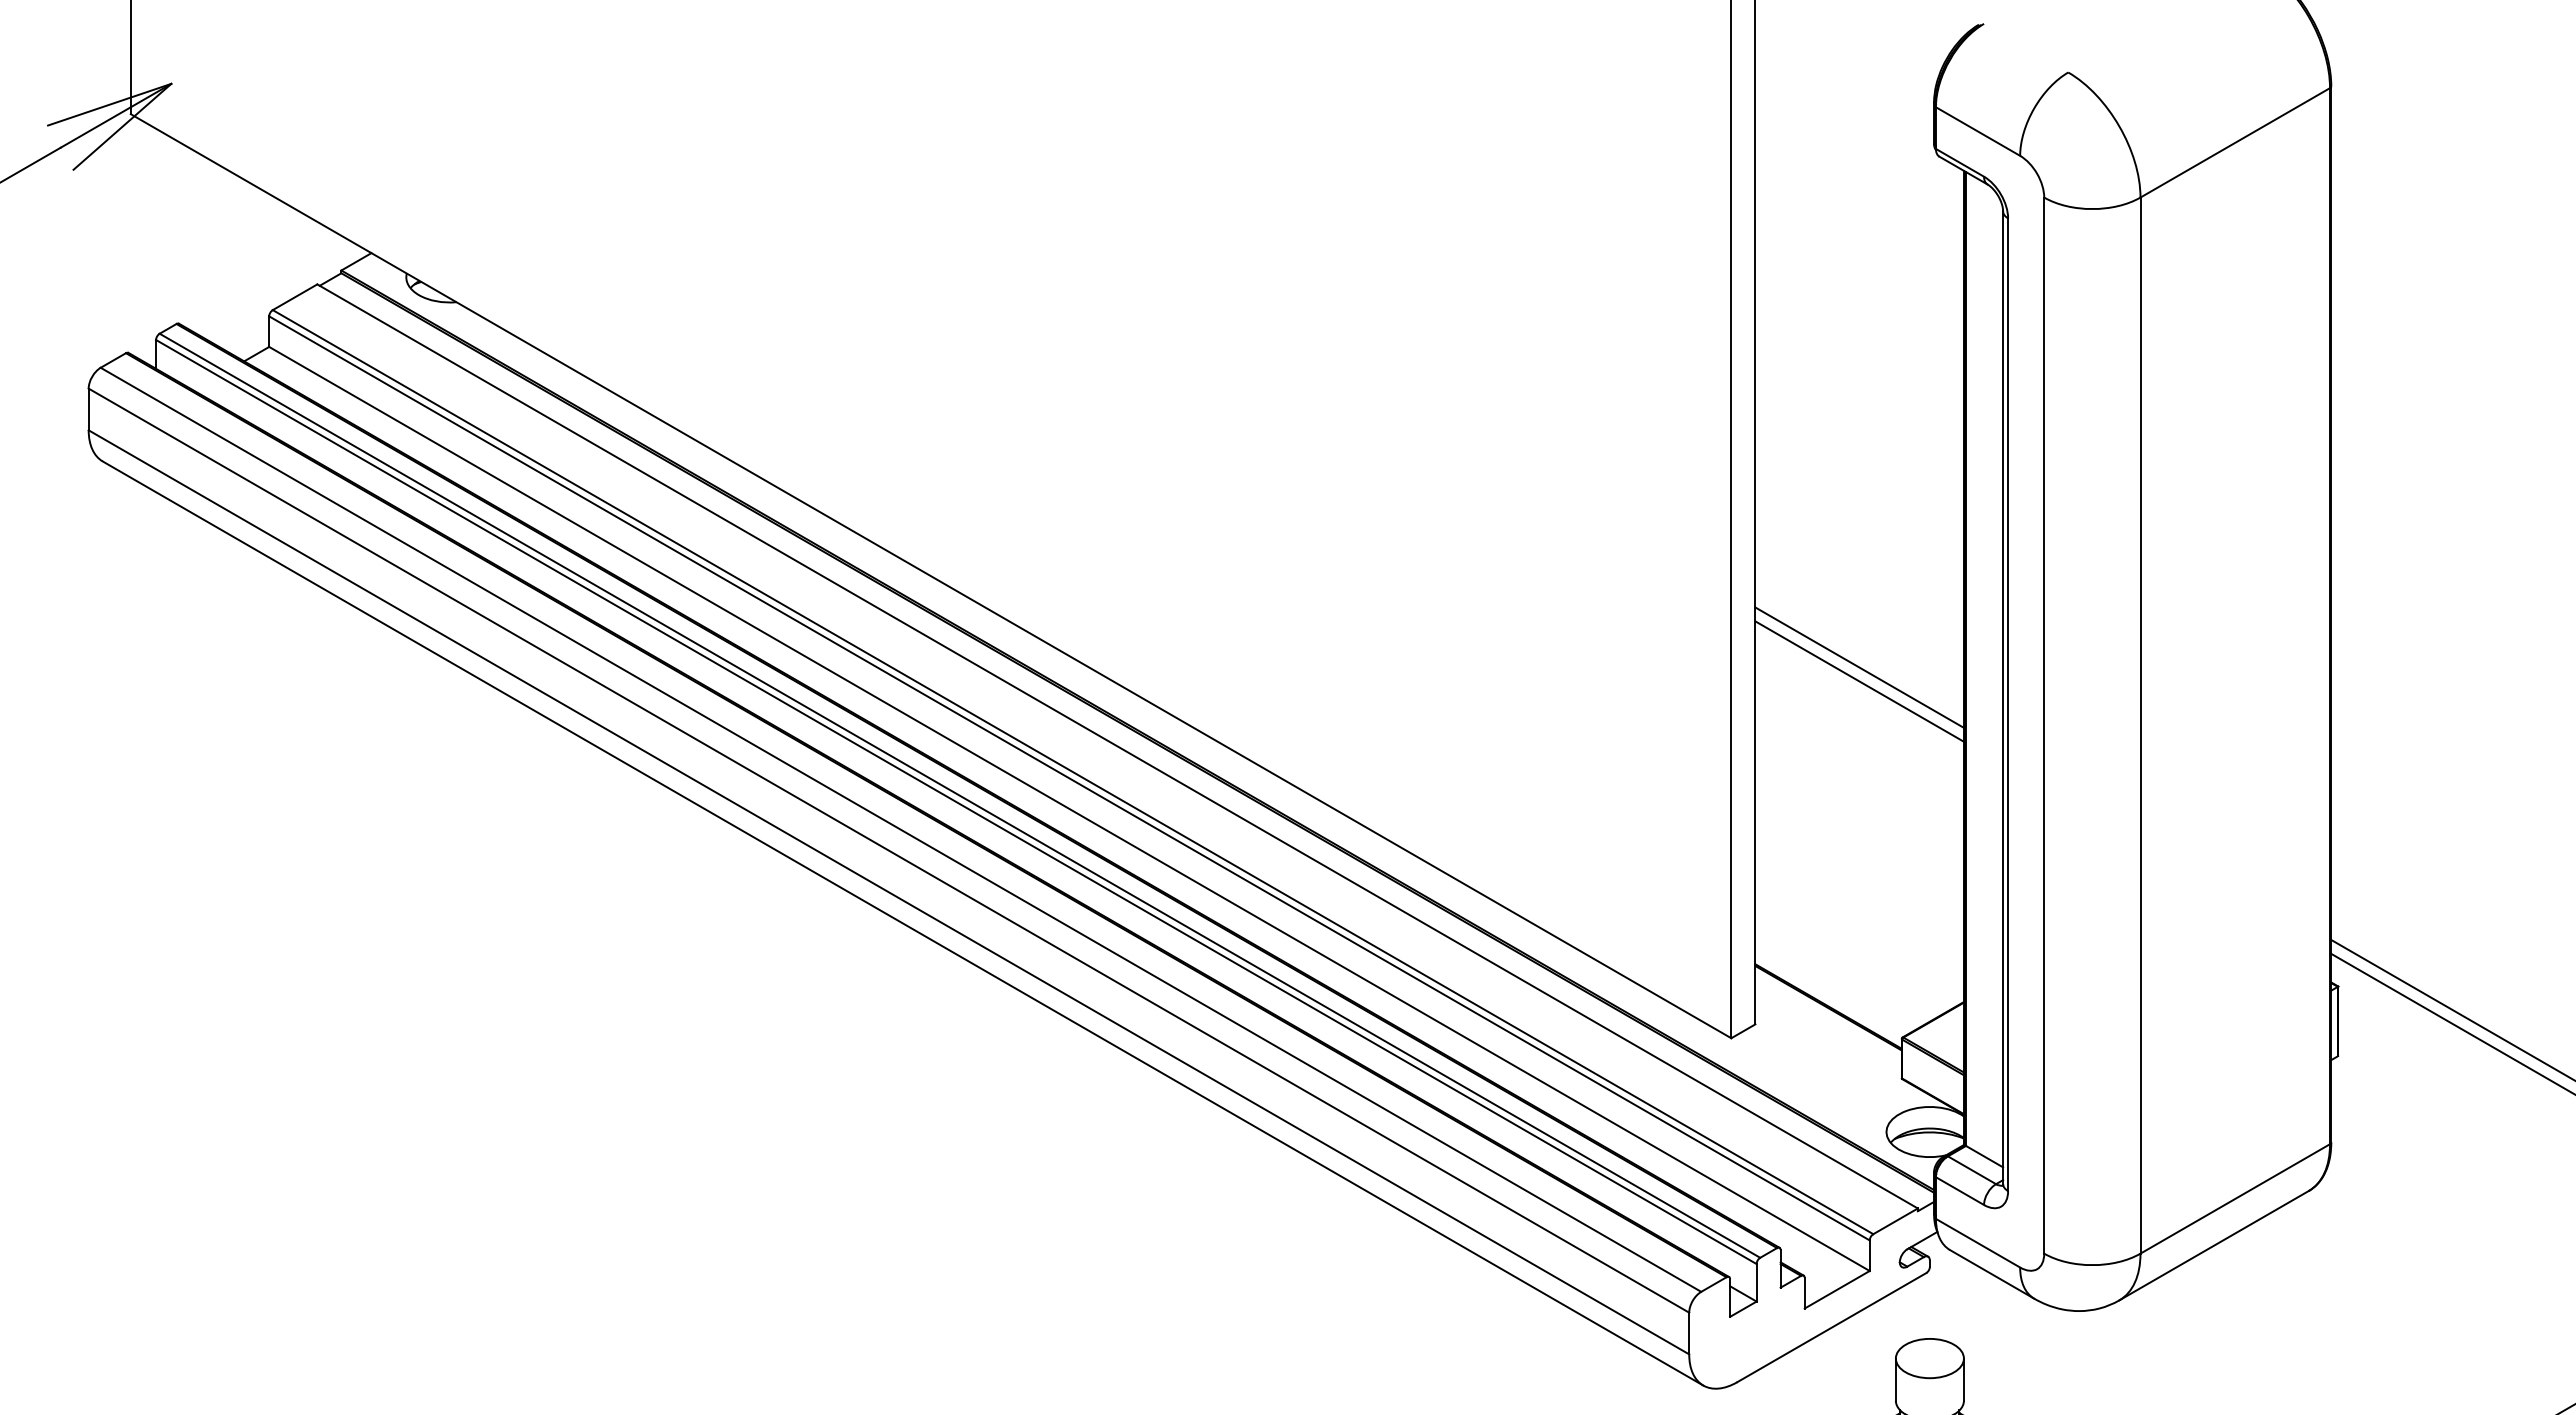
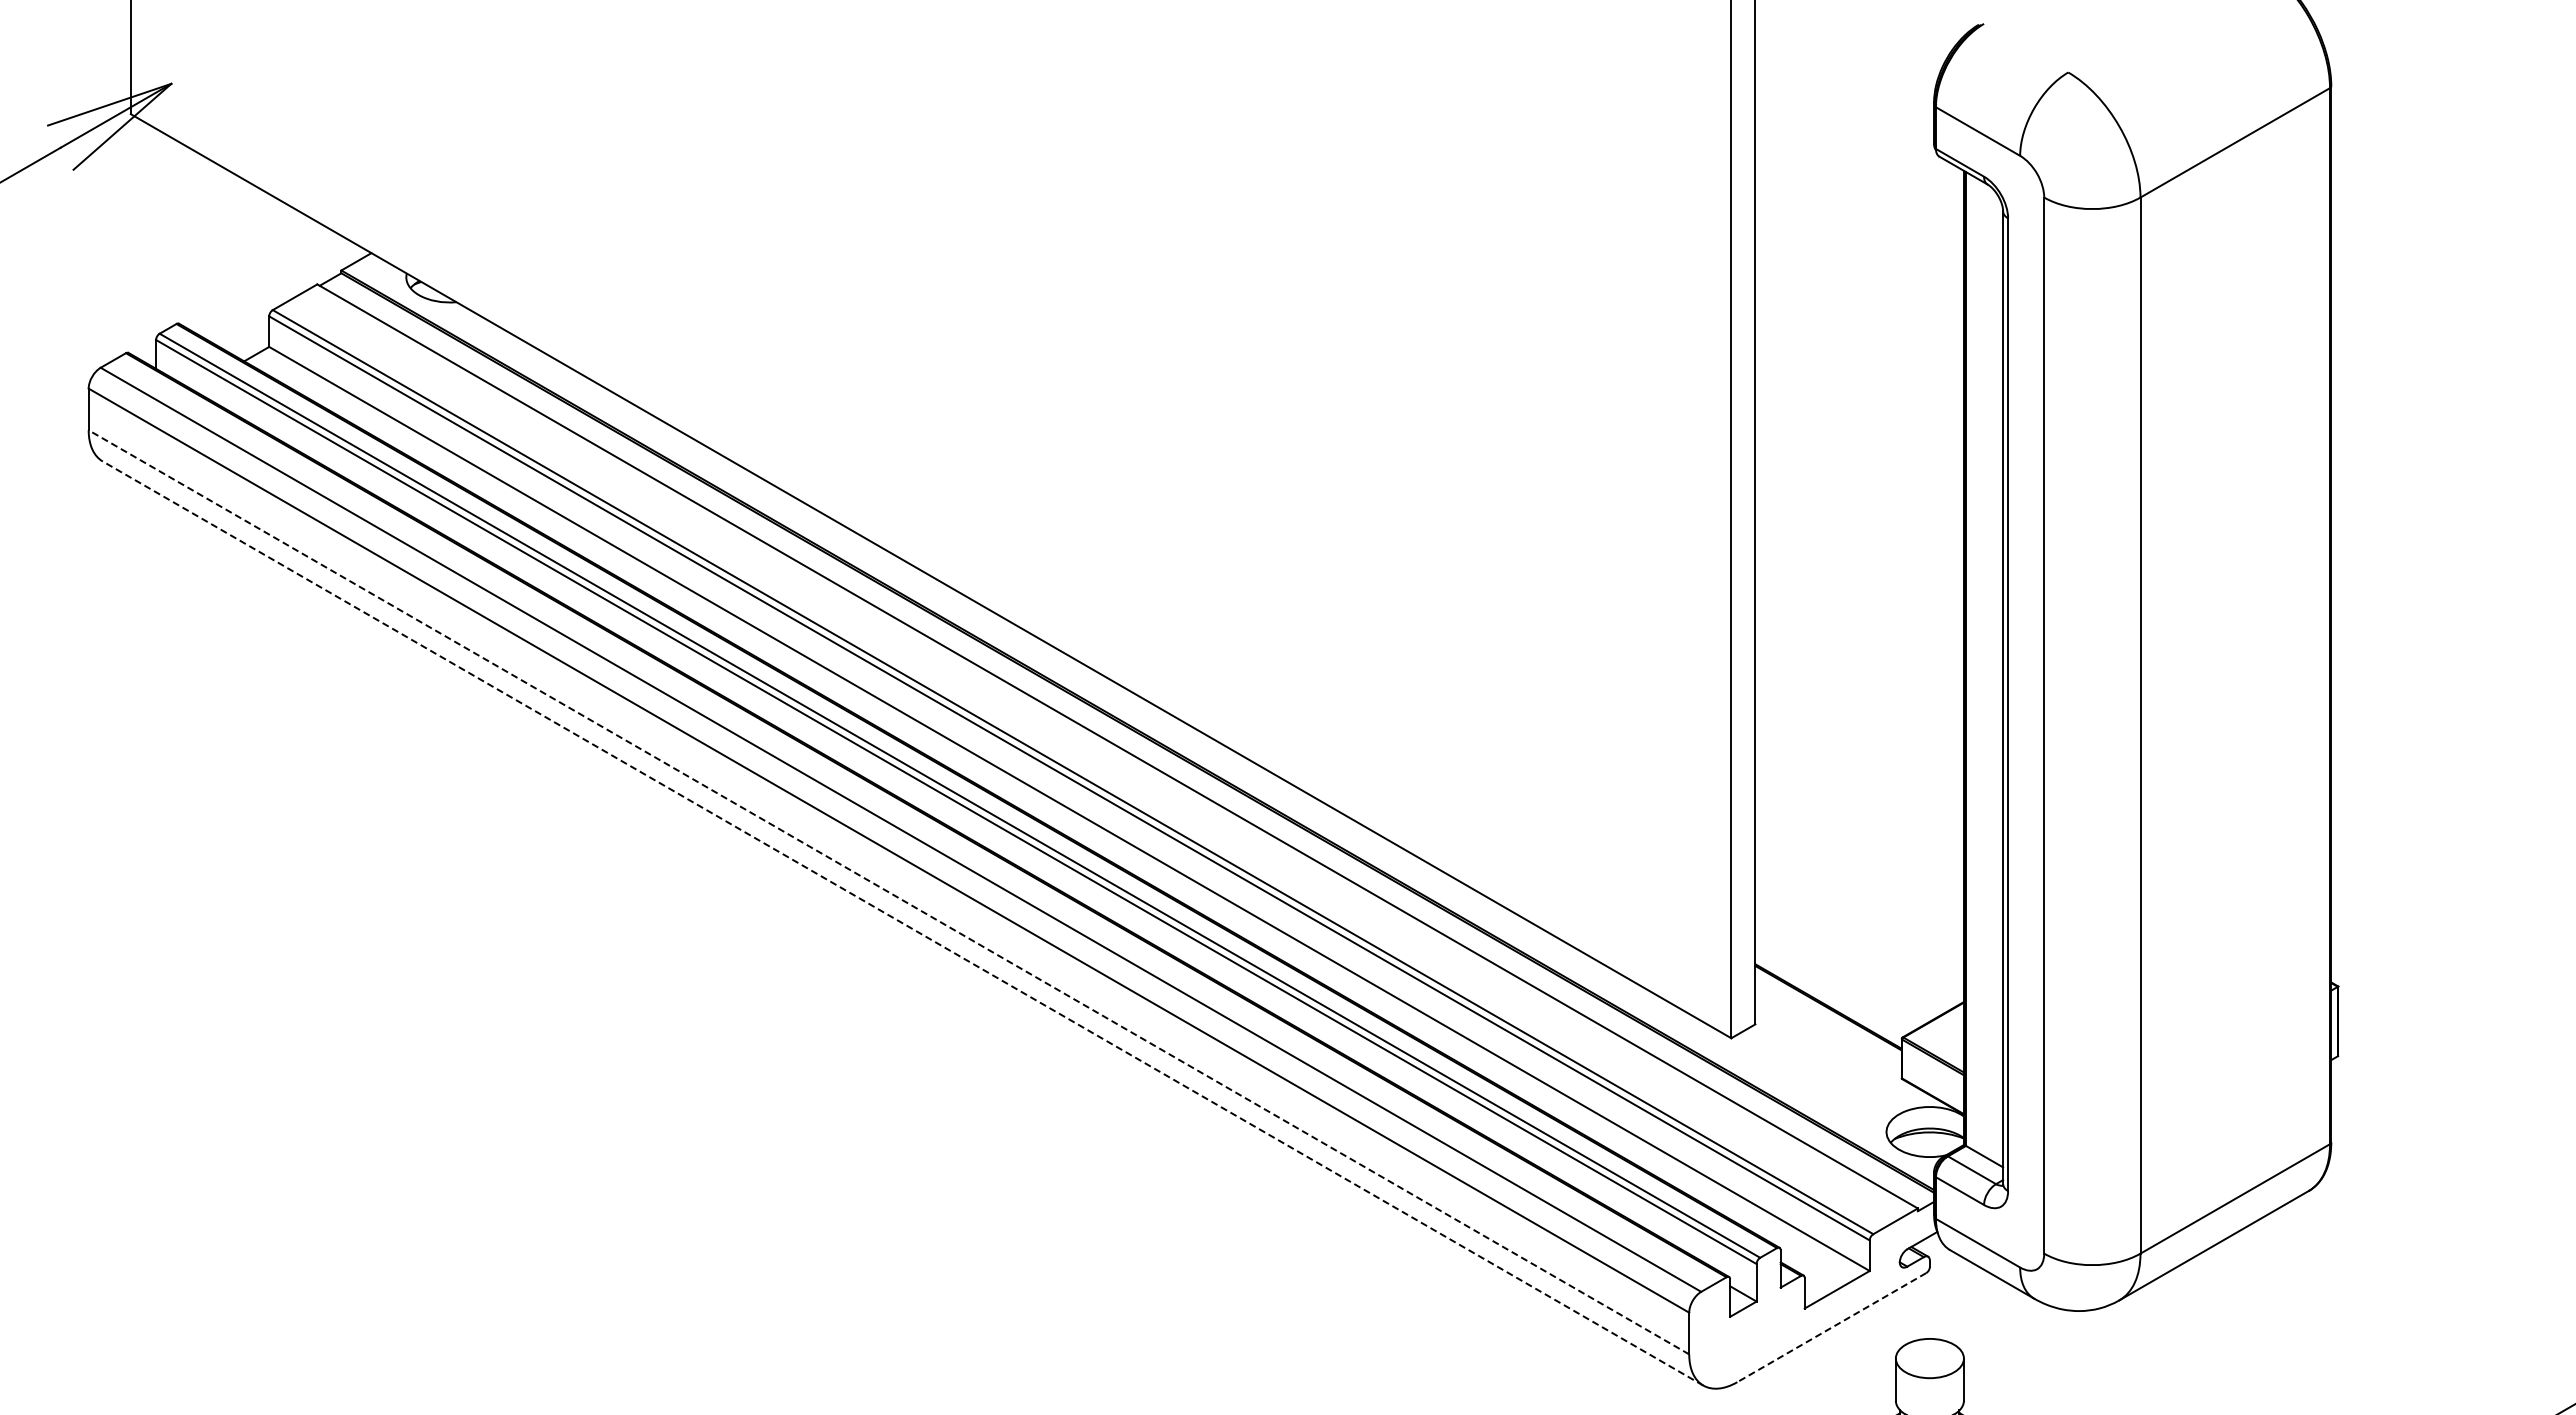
line: present -> none (1859, 667)
line: present -> none (1859, 681)
line: solid -> dashed (888, 892)
line: solid -> dashed (902, 923)
line: present -> none (2451, 1009)
line: present -> none (2451, 1022)
line: solid -> dashed (1831, 1327)
